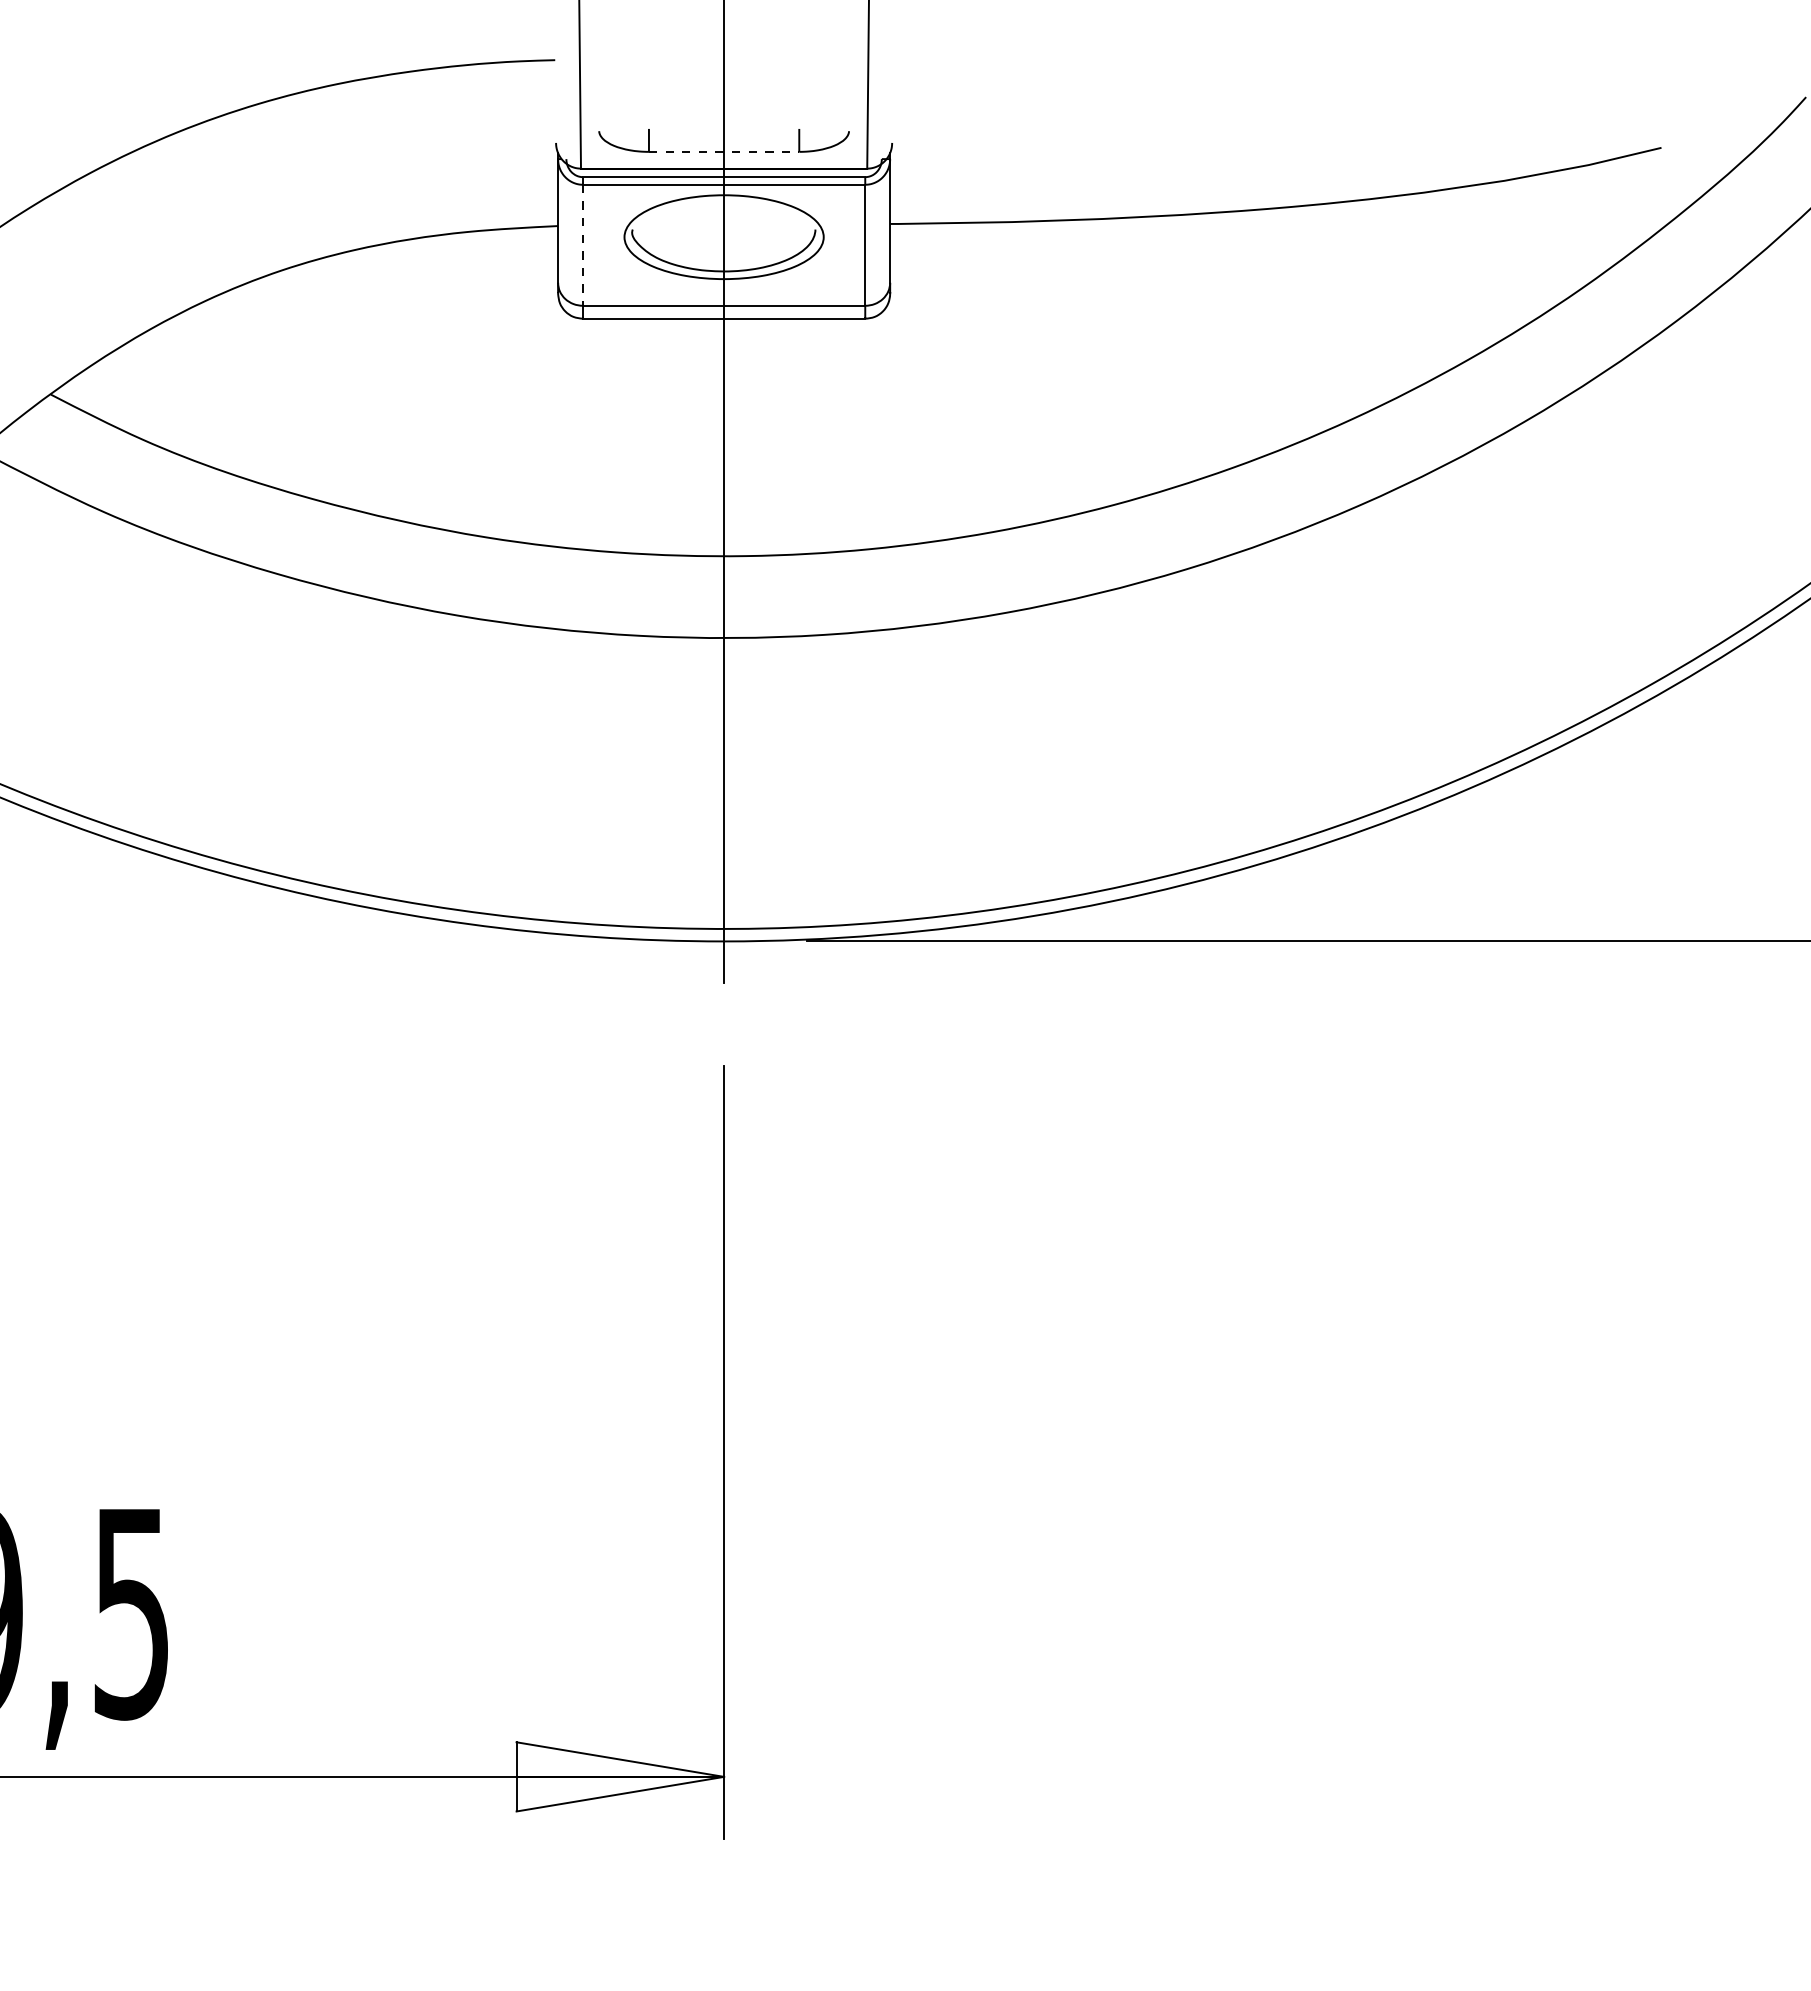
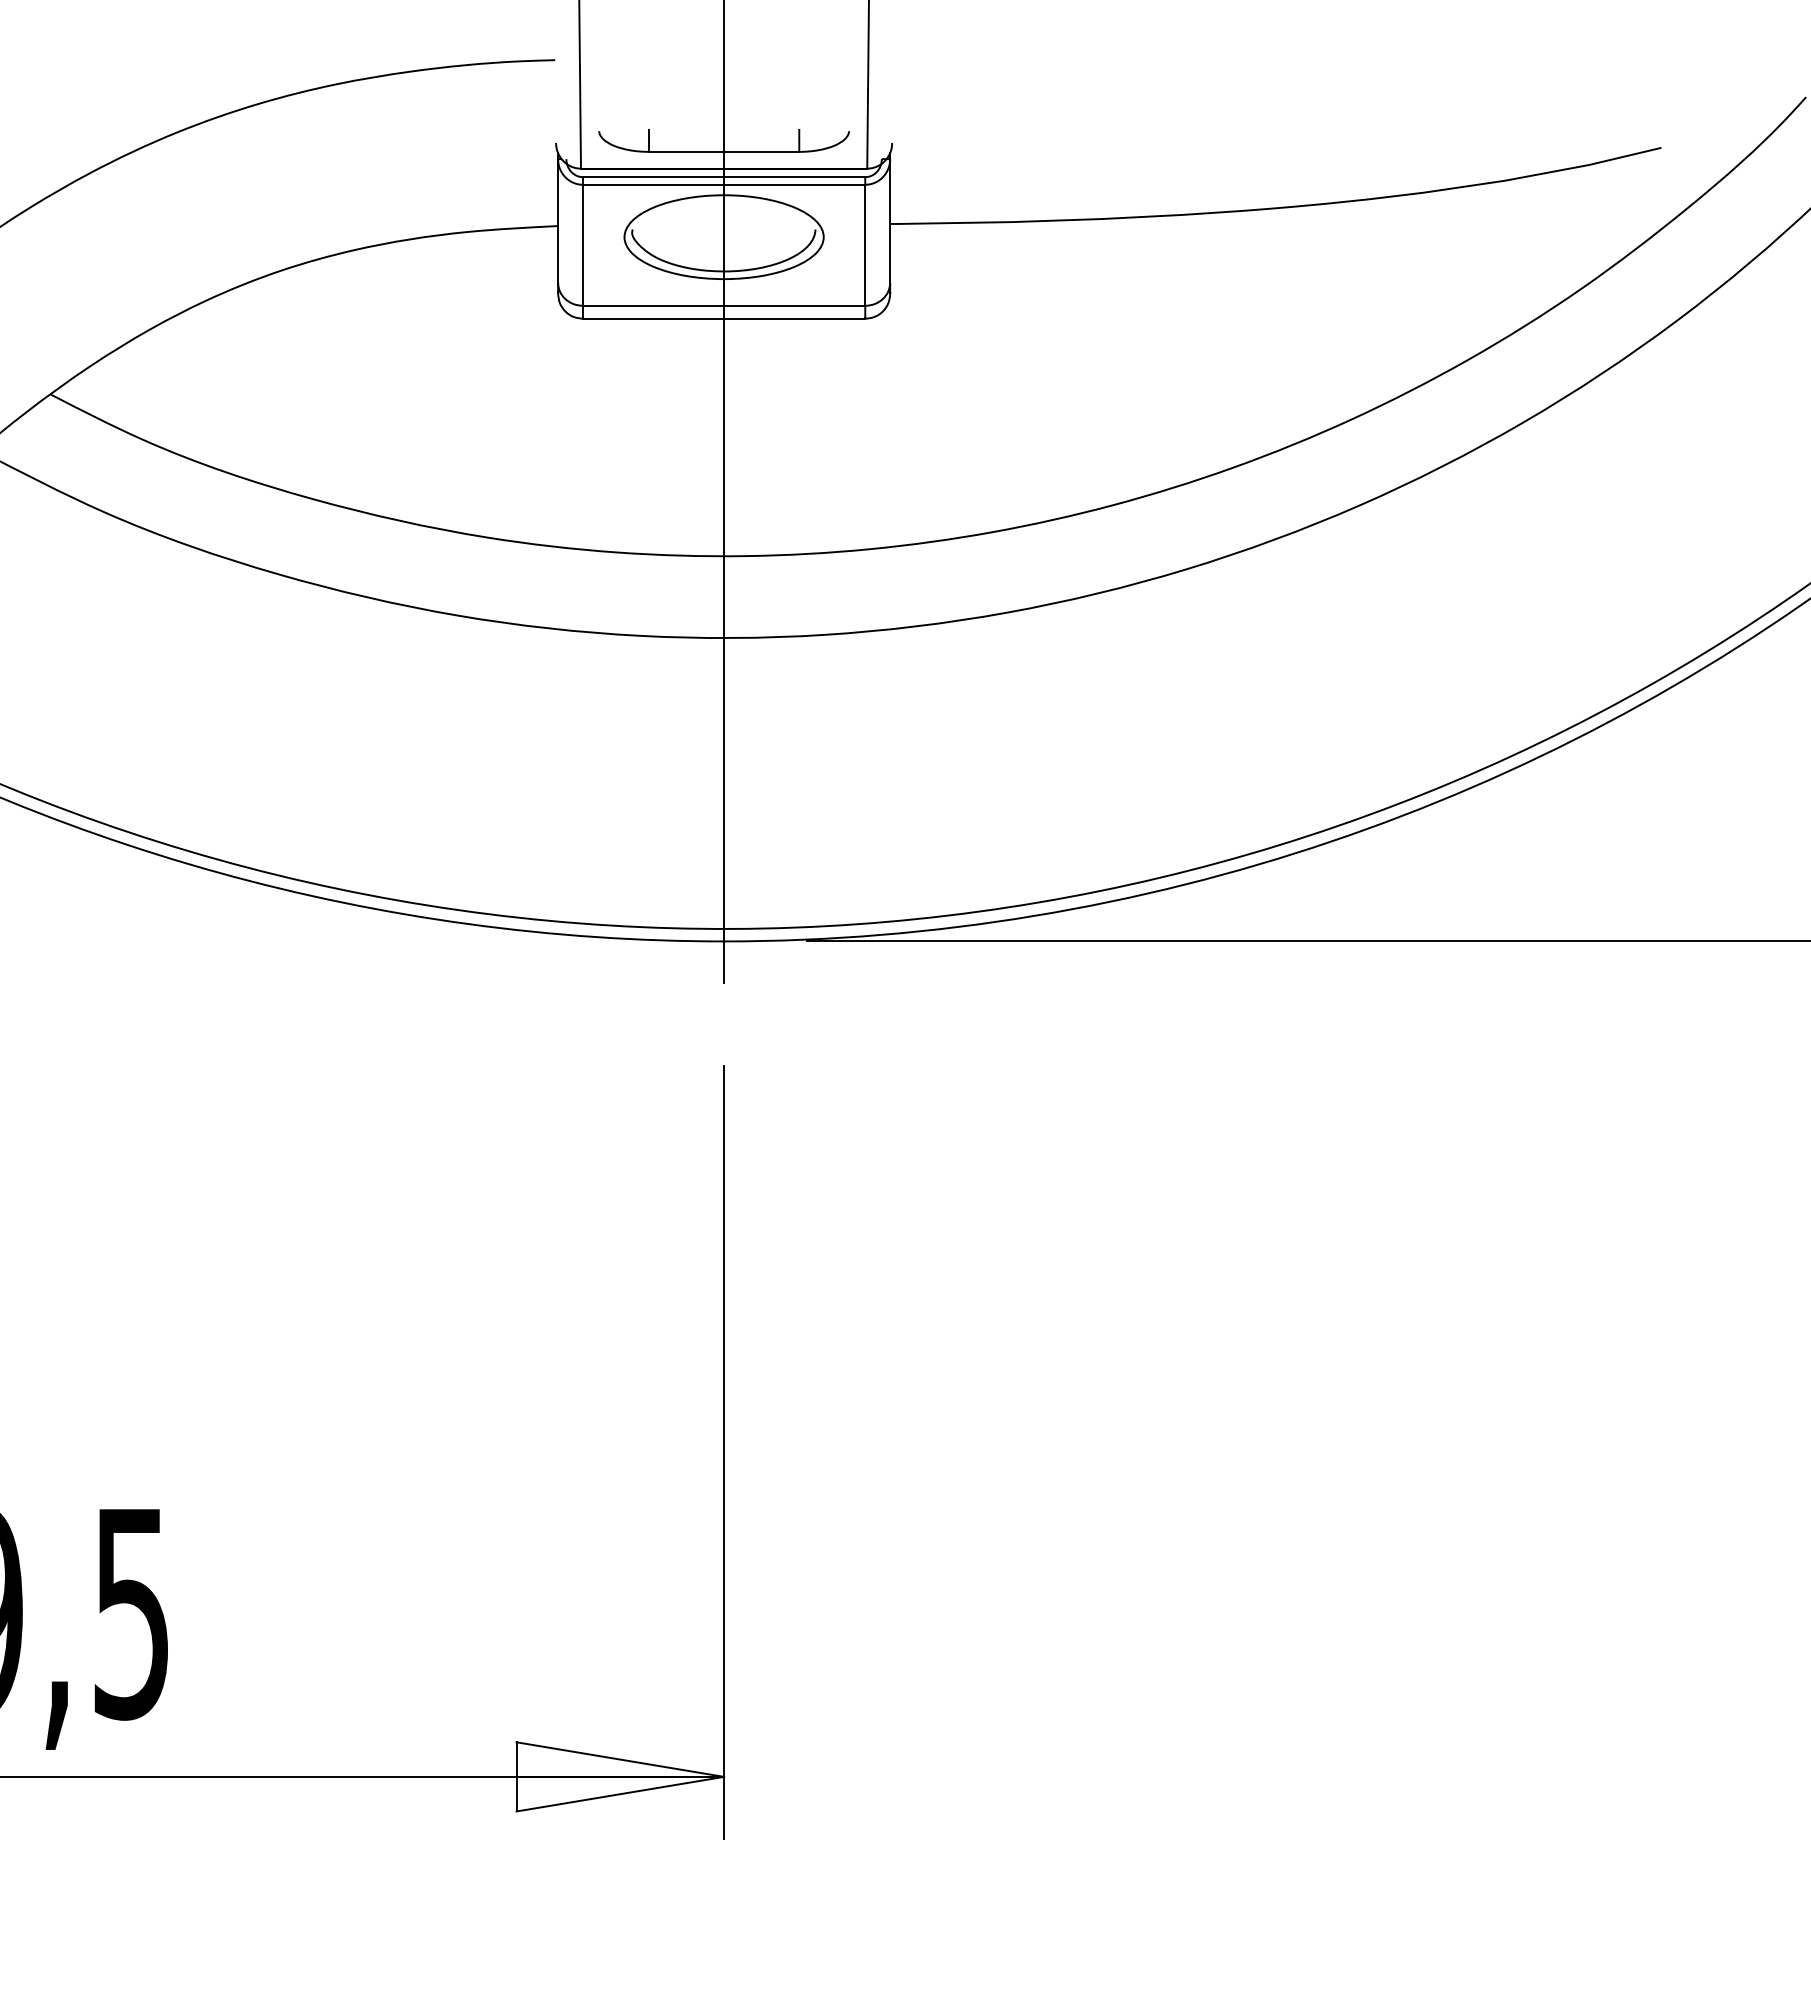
line: dashed -> solid (724, 151)
line: dashed -> solid (583, 245)
